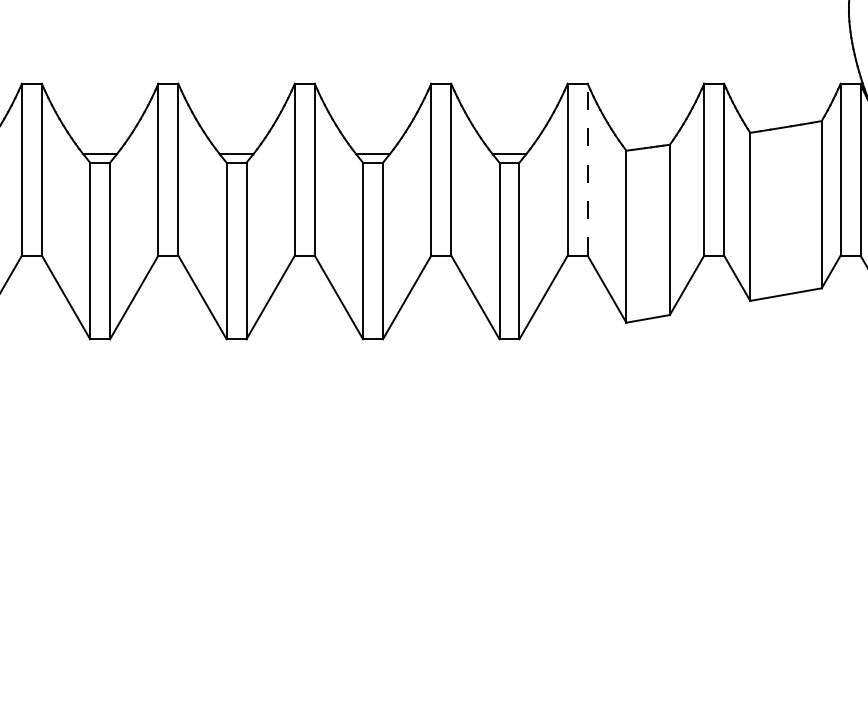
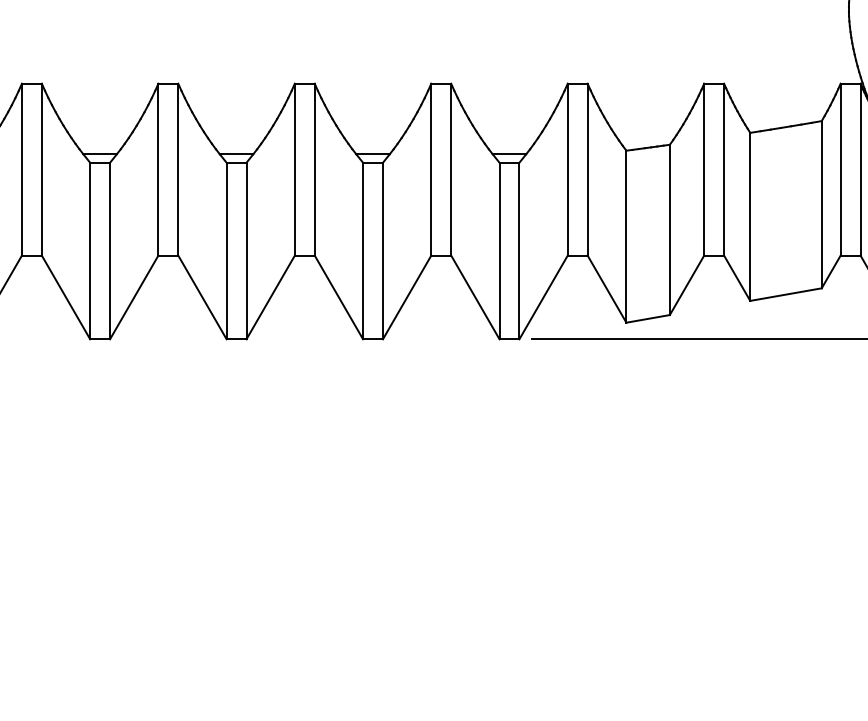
line: dashed -> solid (587, 169)
line: none -> present (698, 339)
